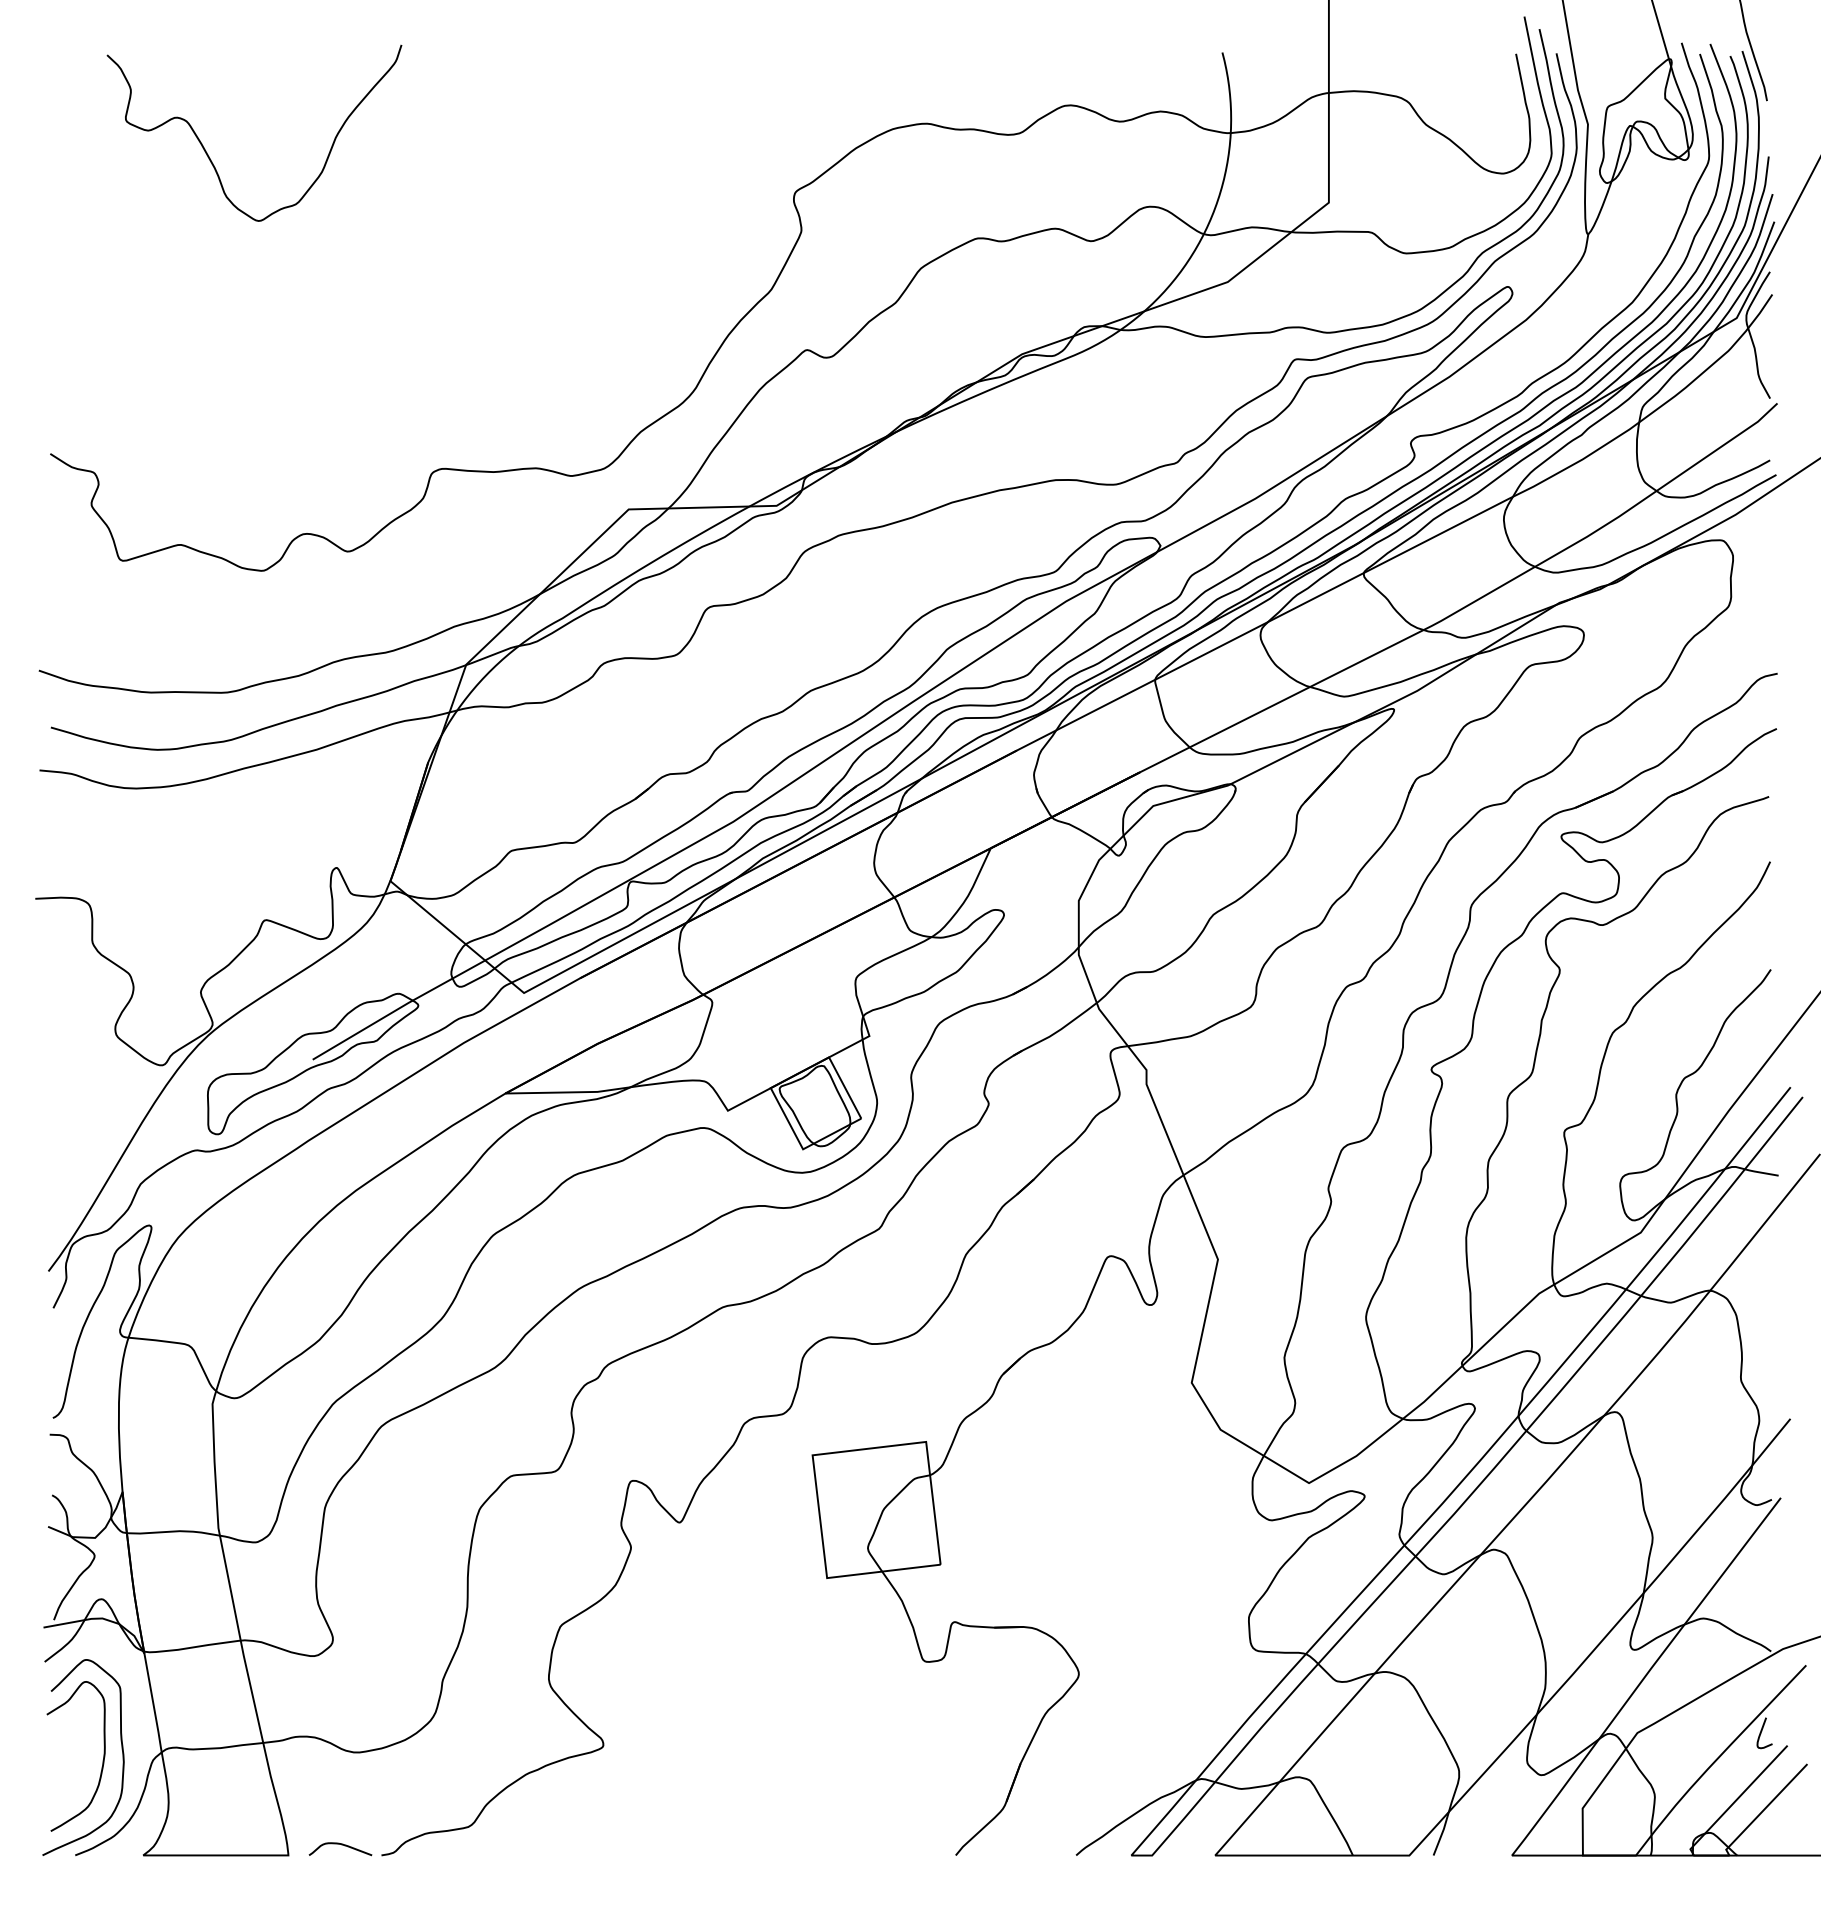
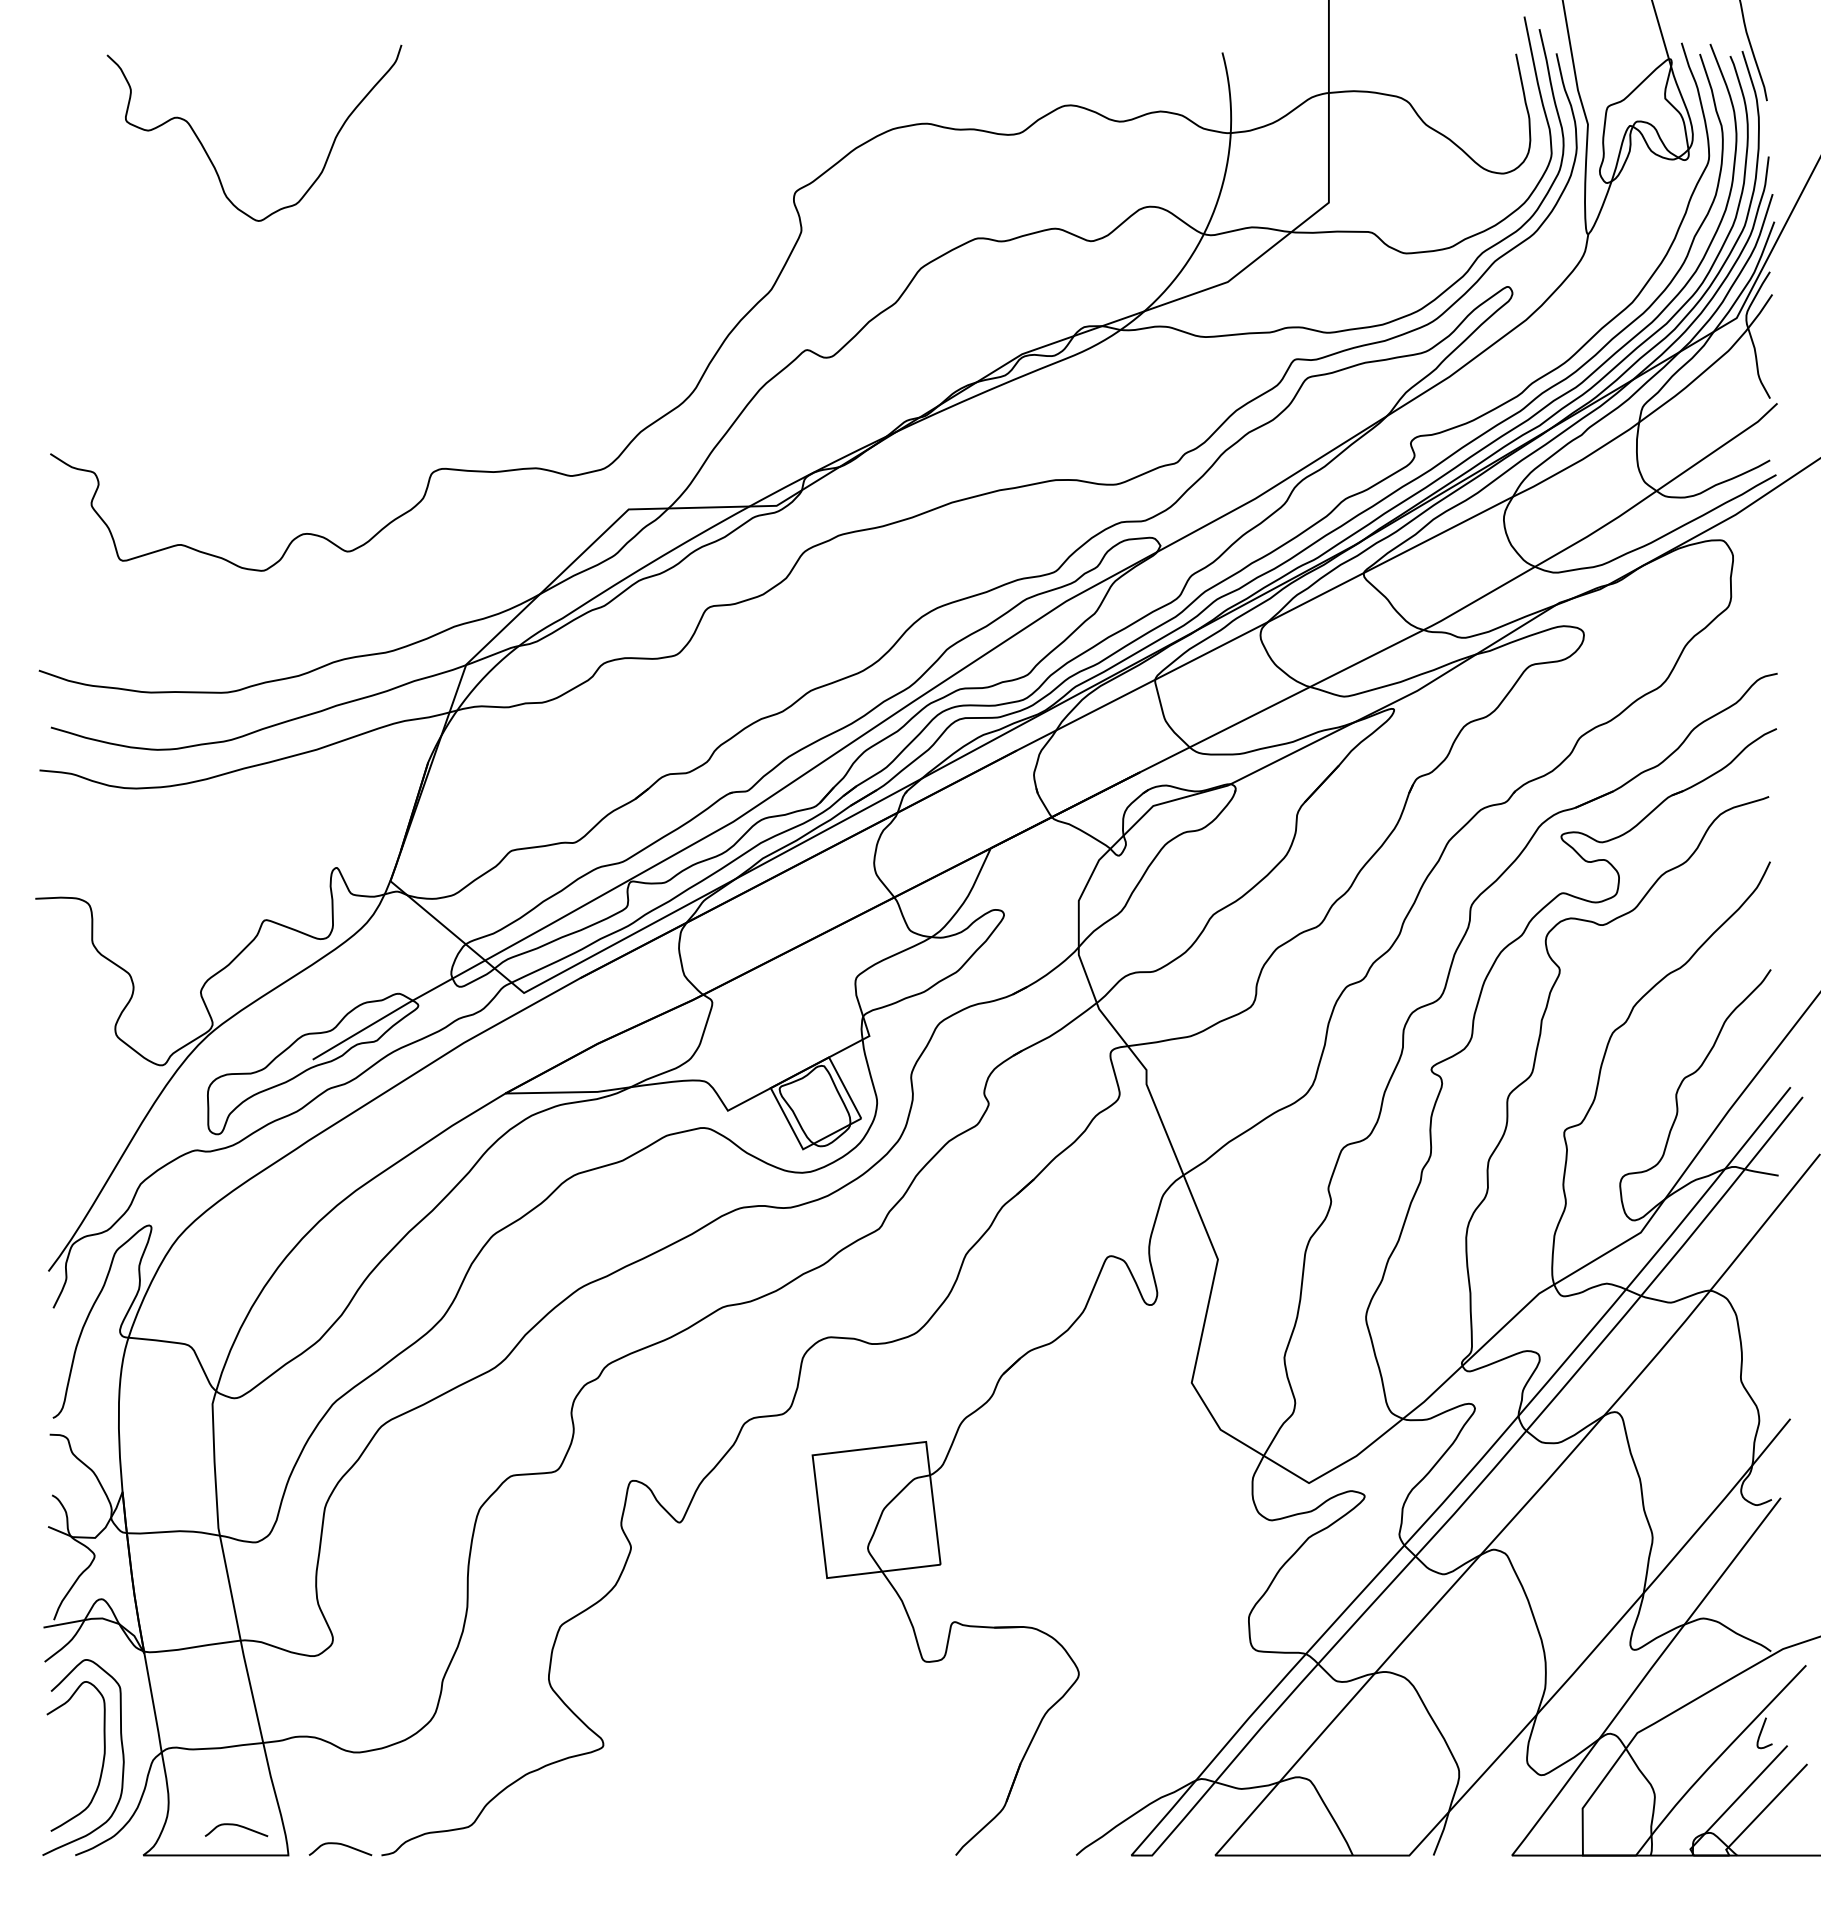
curve: none -> present (237, 1826)
